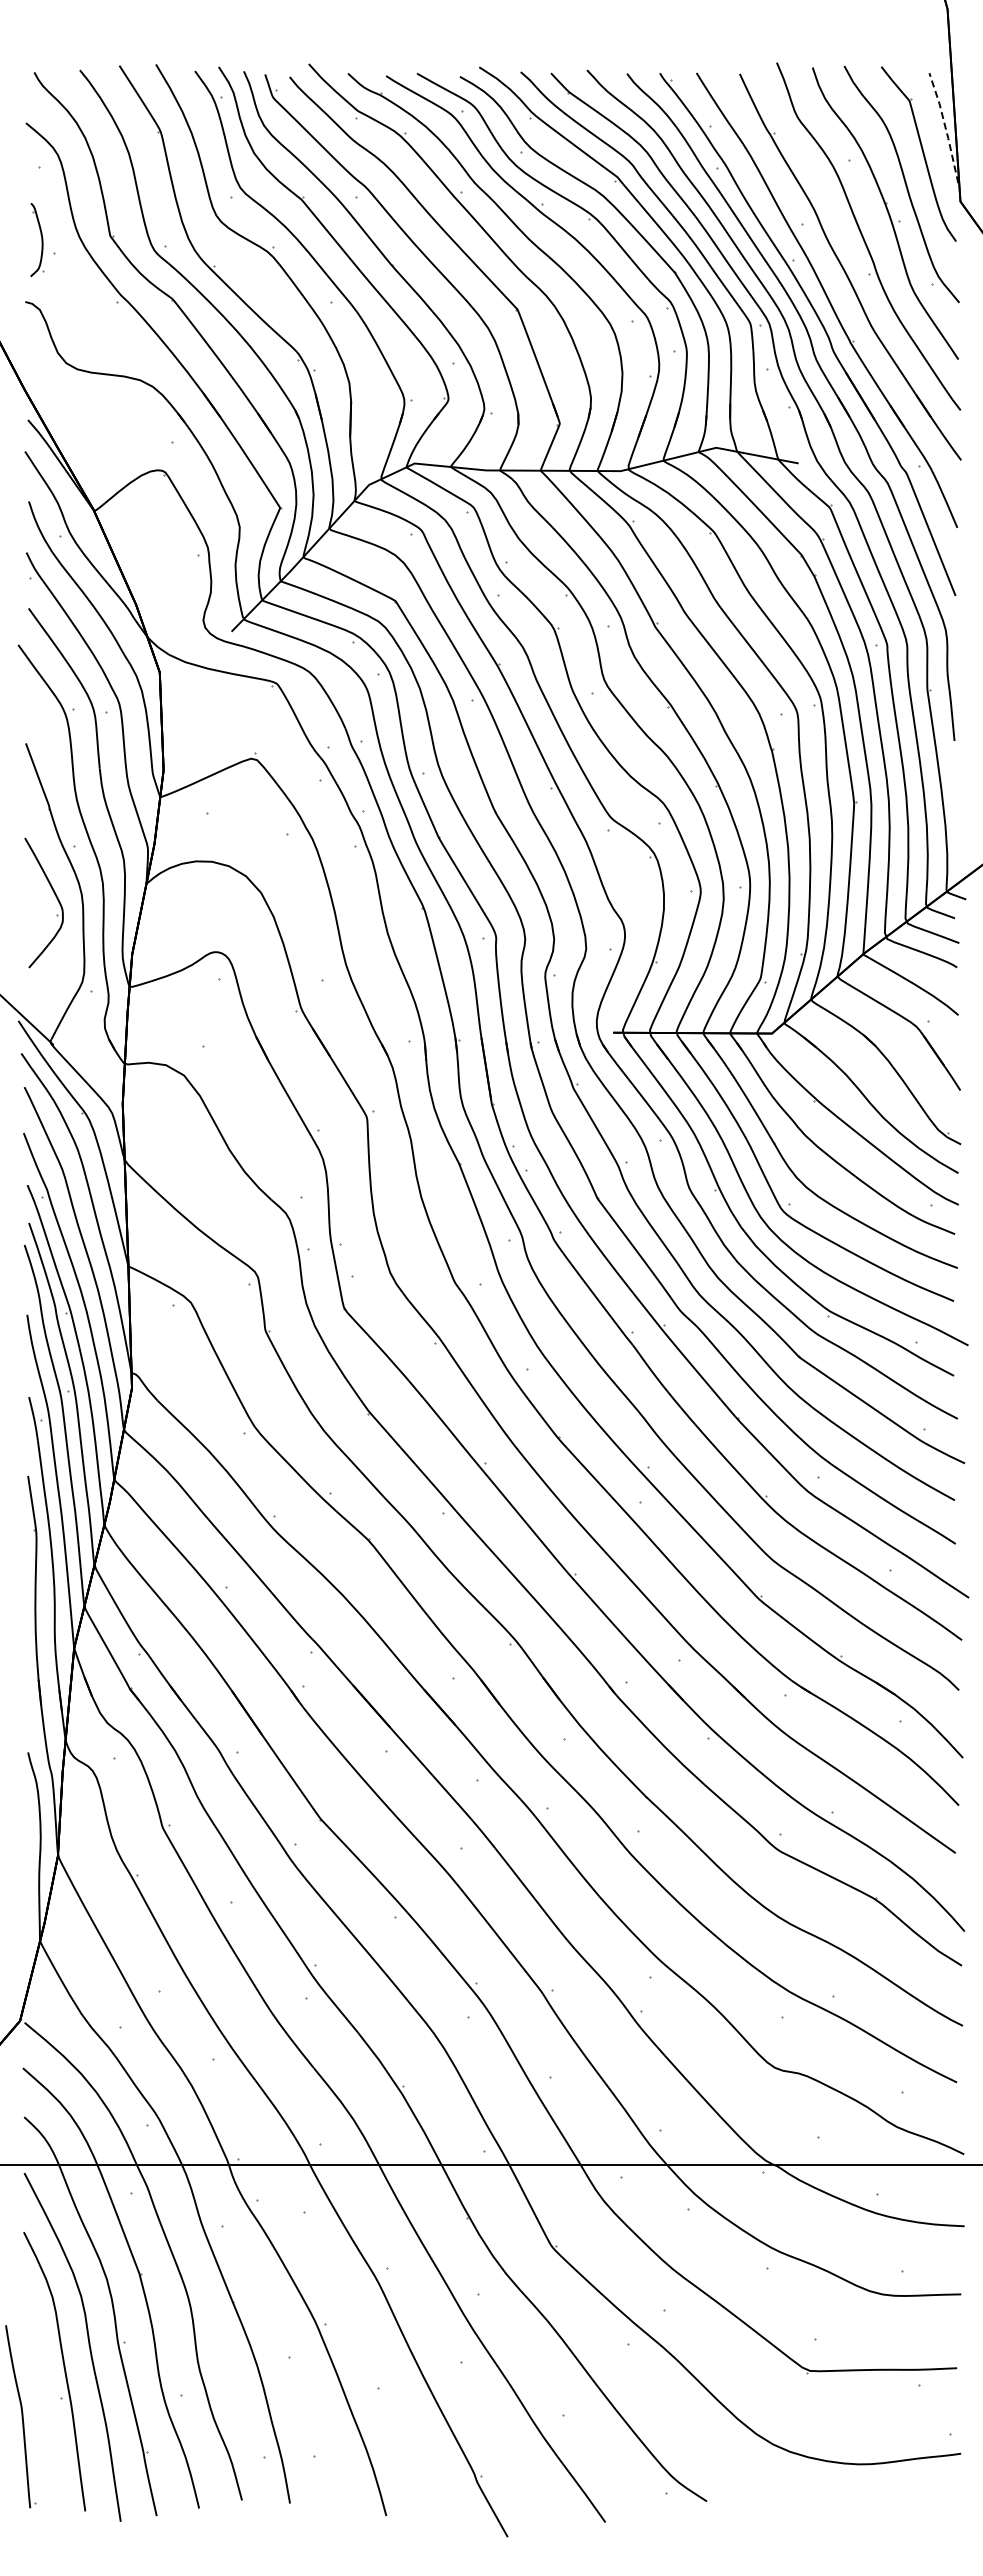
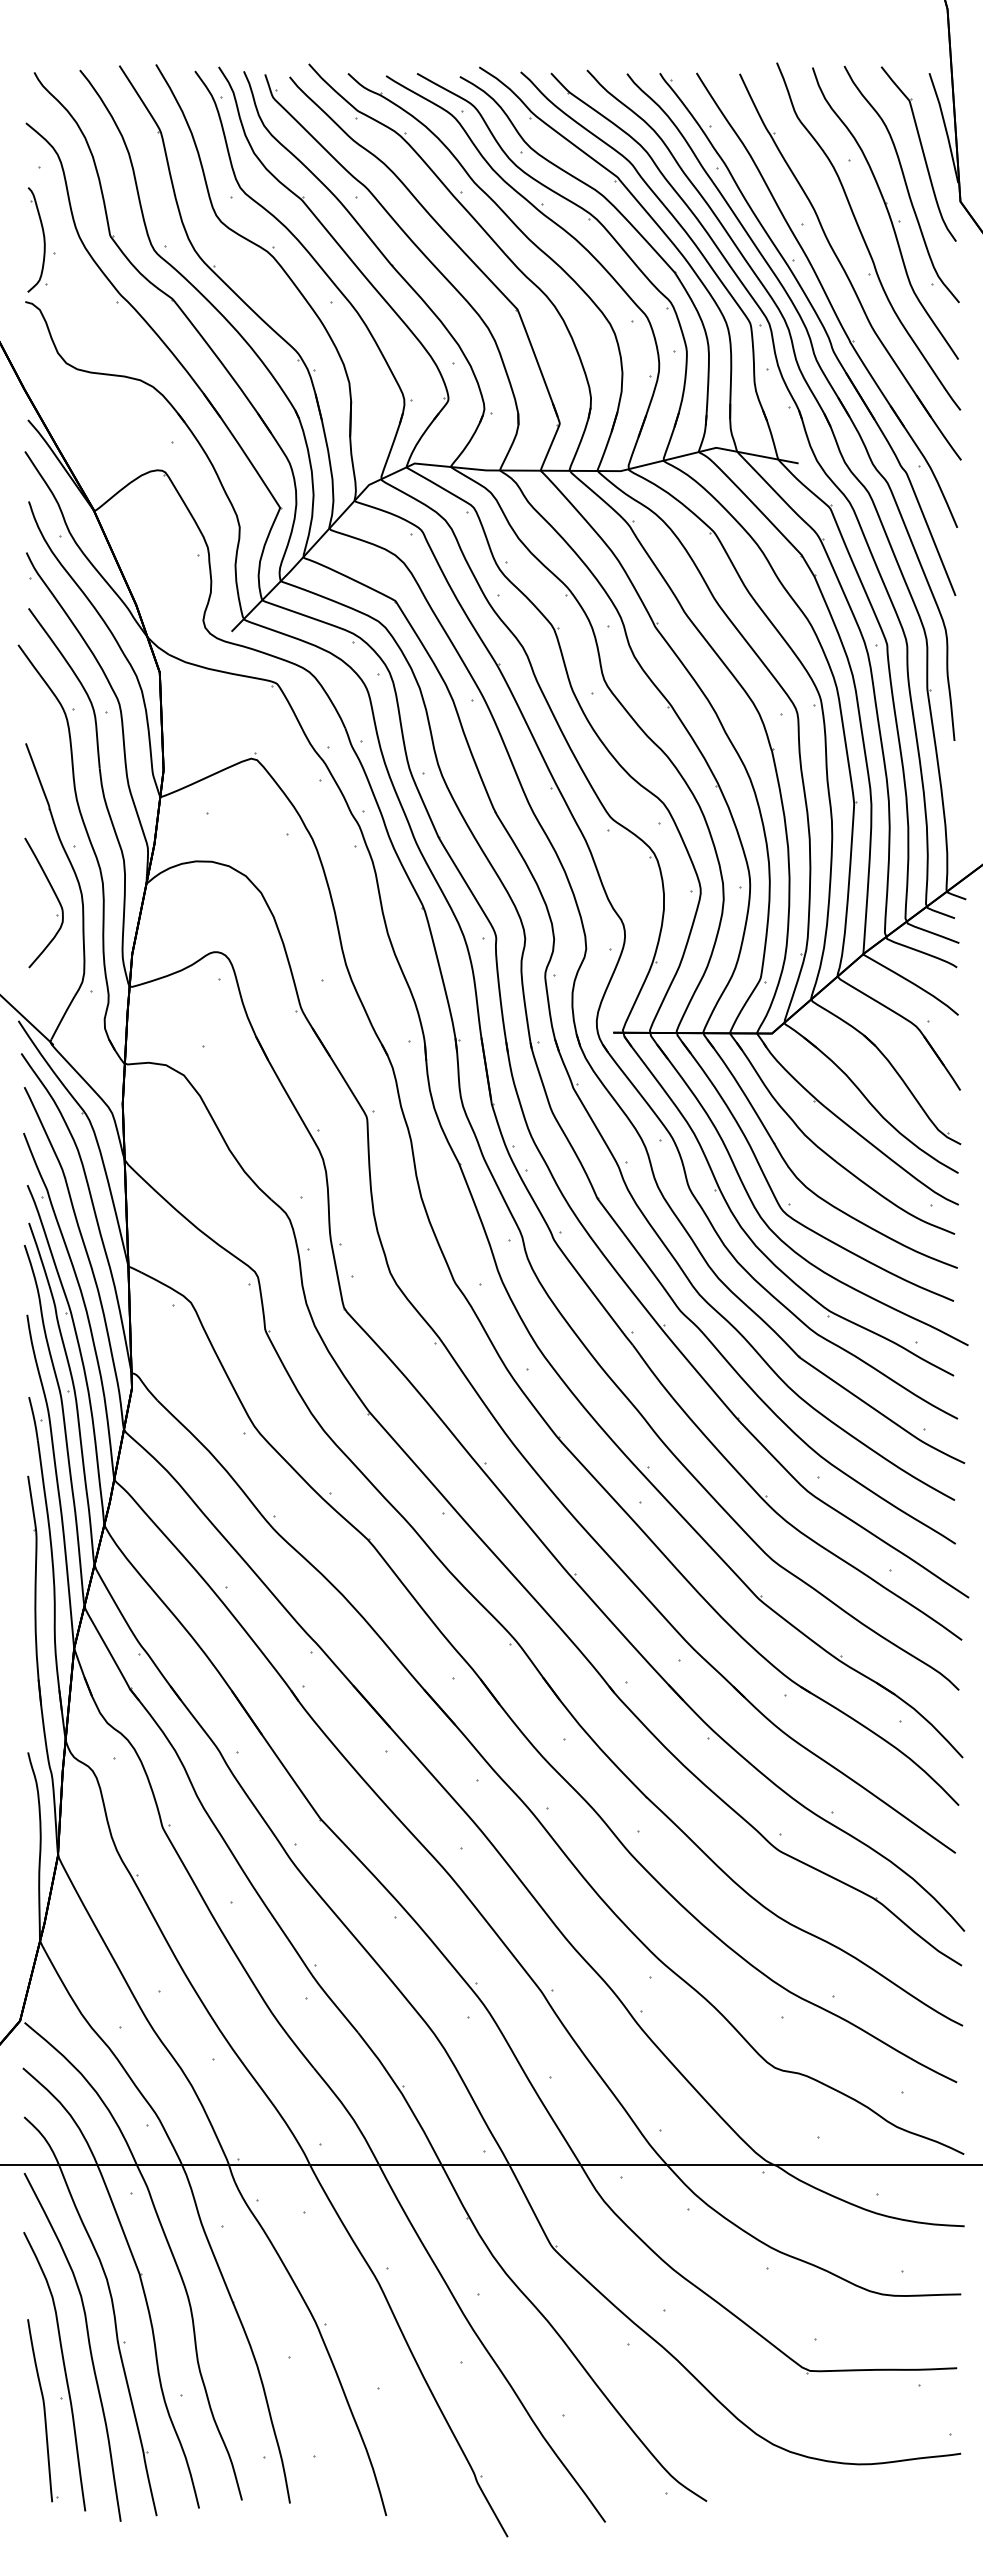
line: dashed -> solid (945, 126)
part size: 15x74 px -> 21x106 px (37, 239)
part position: (20, 2416) -> (42, 2410) (42, 2410)
